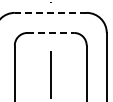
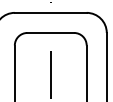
line: dashed -> solid (50, 12)
line: dashed -> solid (51, 32)
